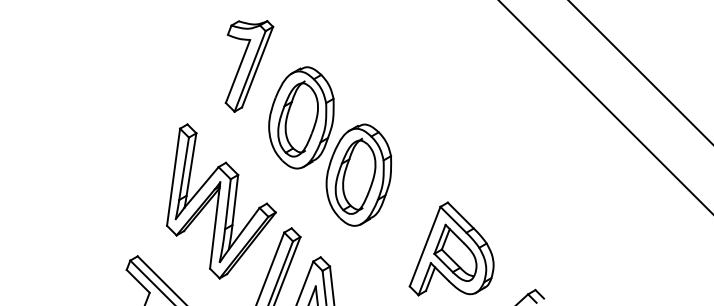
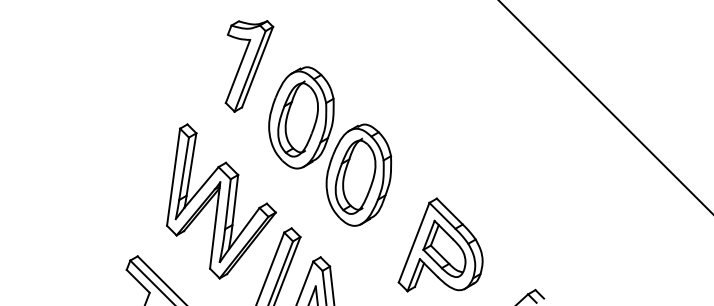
line: present -> none (640, 72)
part position: (451, 248) -> (440, 244) (440, 244)
